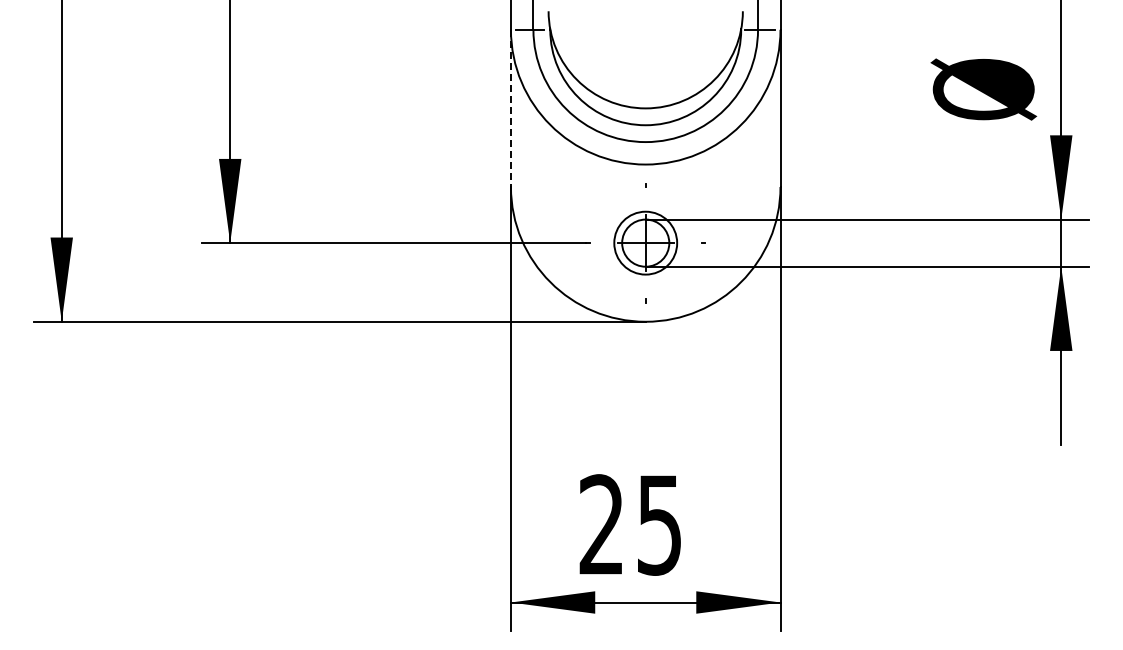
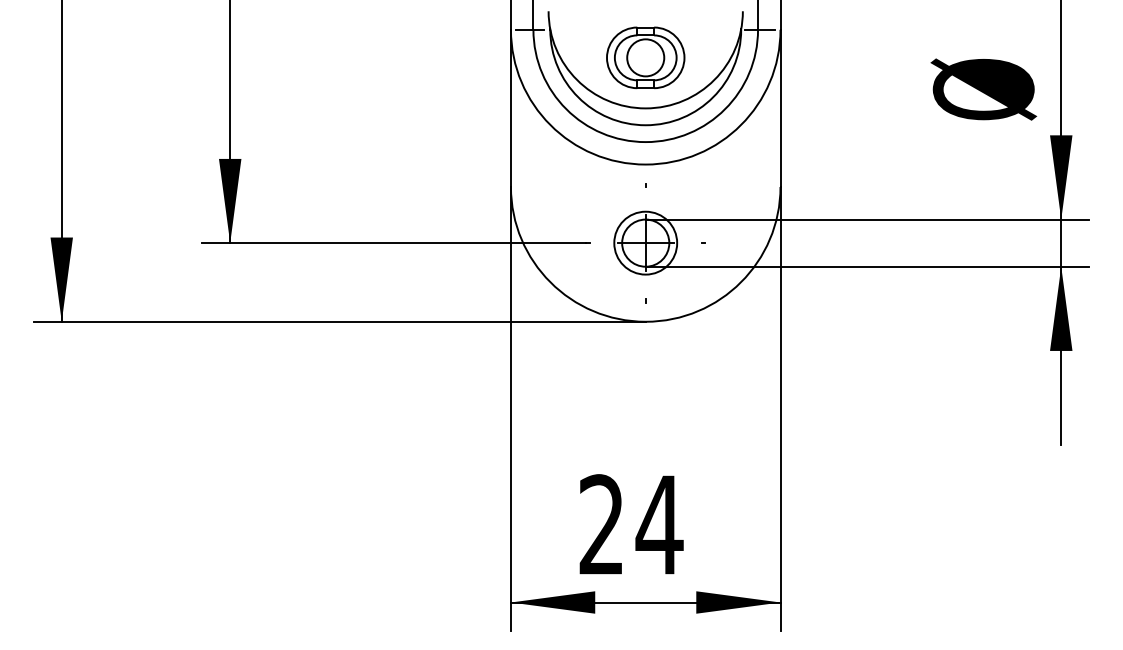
part: none -> present (645, 57)
line: dashed -> solid (510, 108)
text: 25 -> 24 (659, 525)
